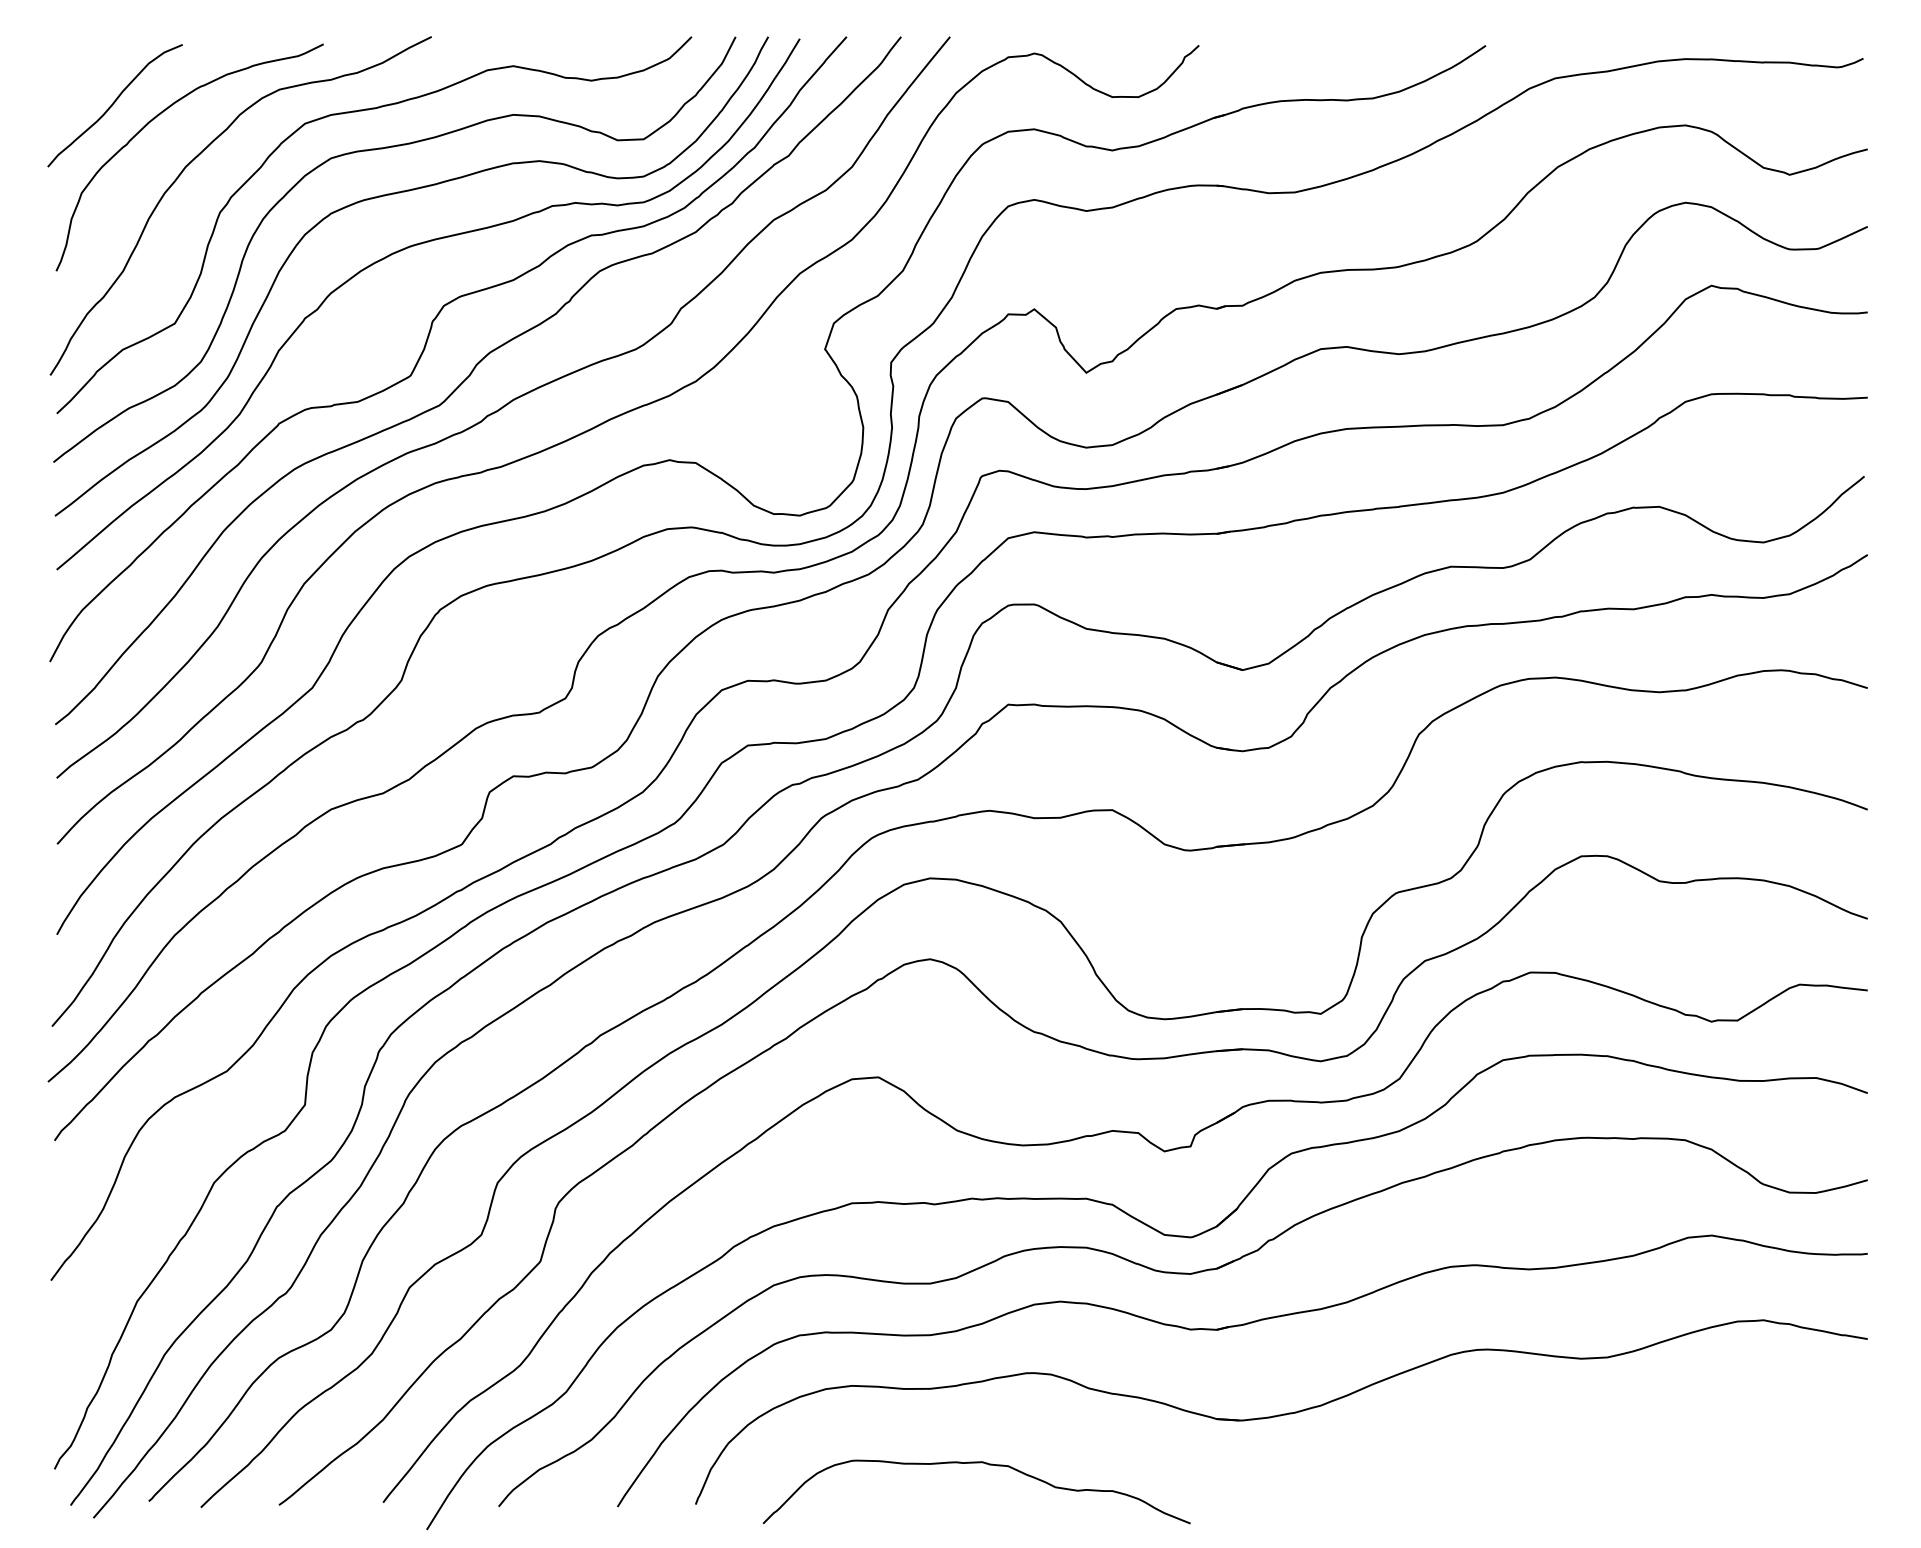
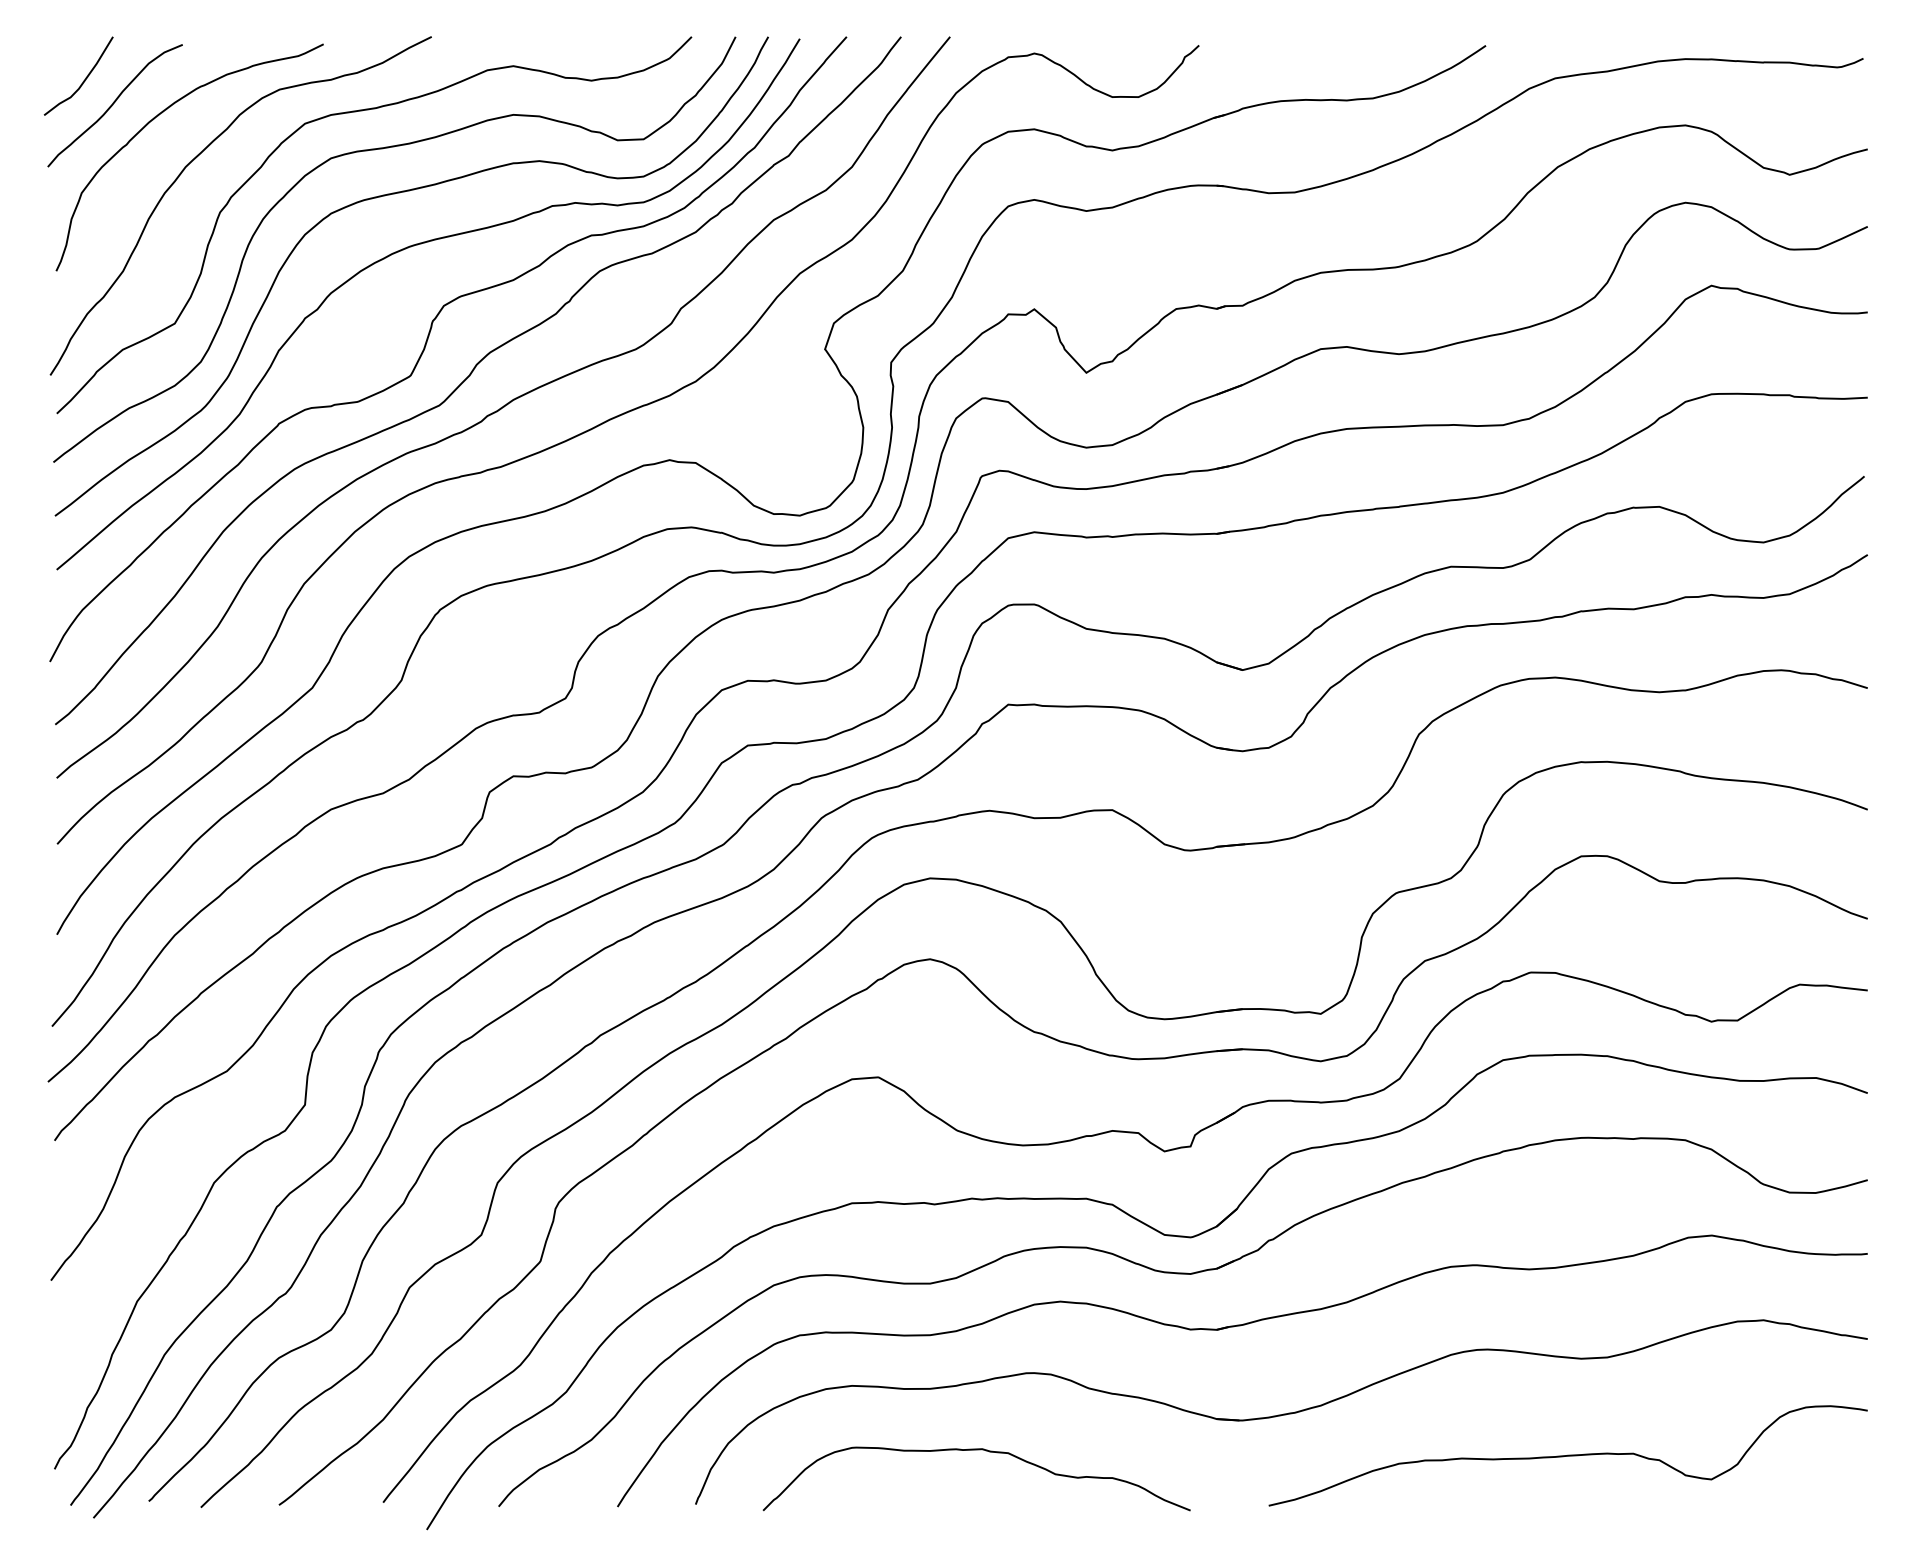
curve: none -> present (83, 80)
curve: none -> present (1567, 1455)
curve position: (976, 1463) -> (976, 1450) (976, 1450)
